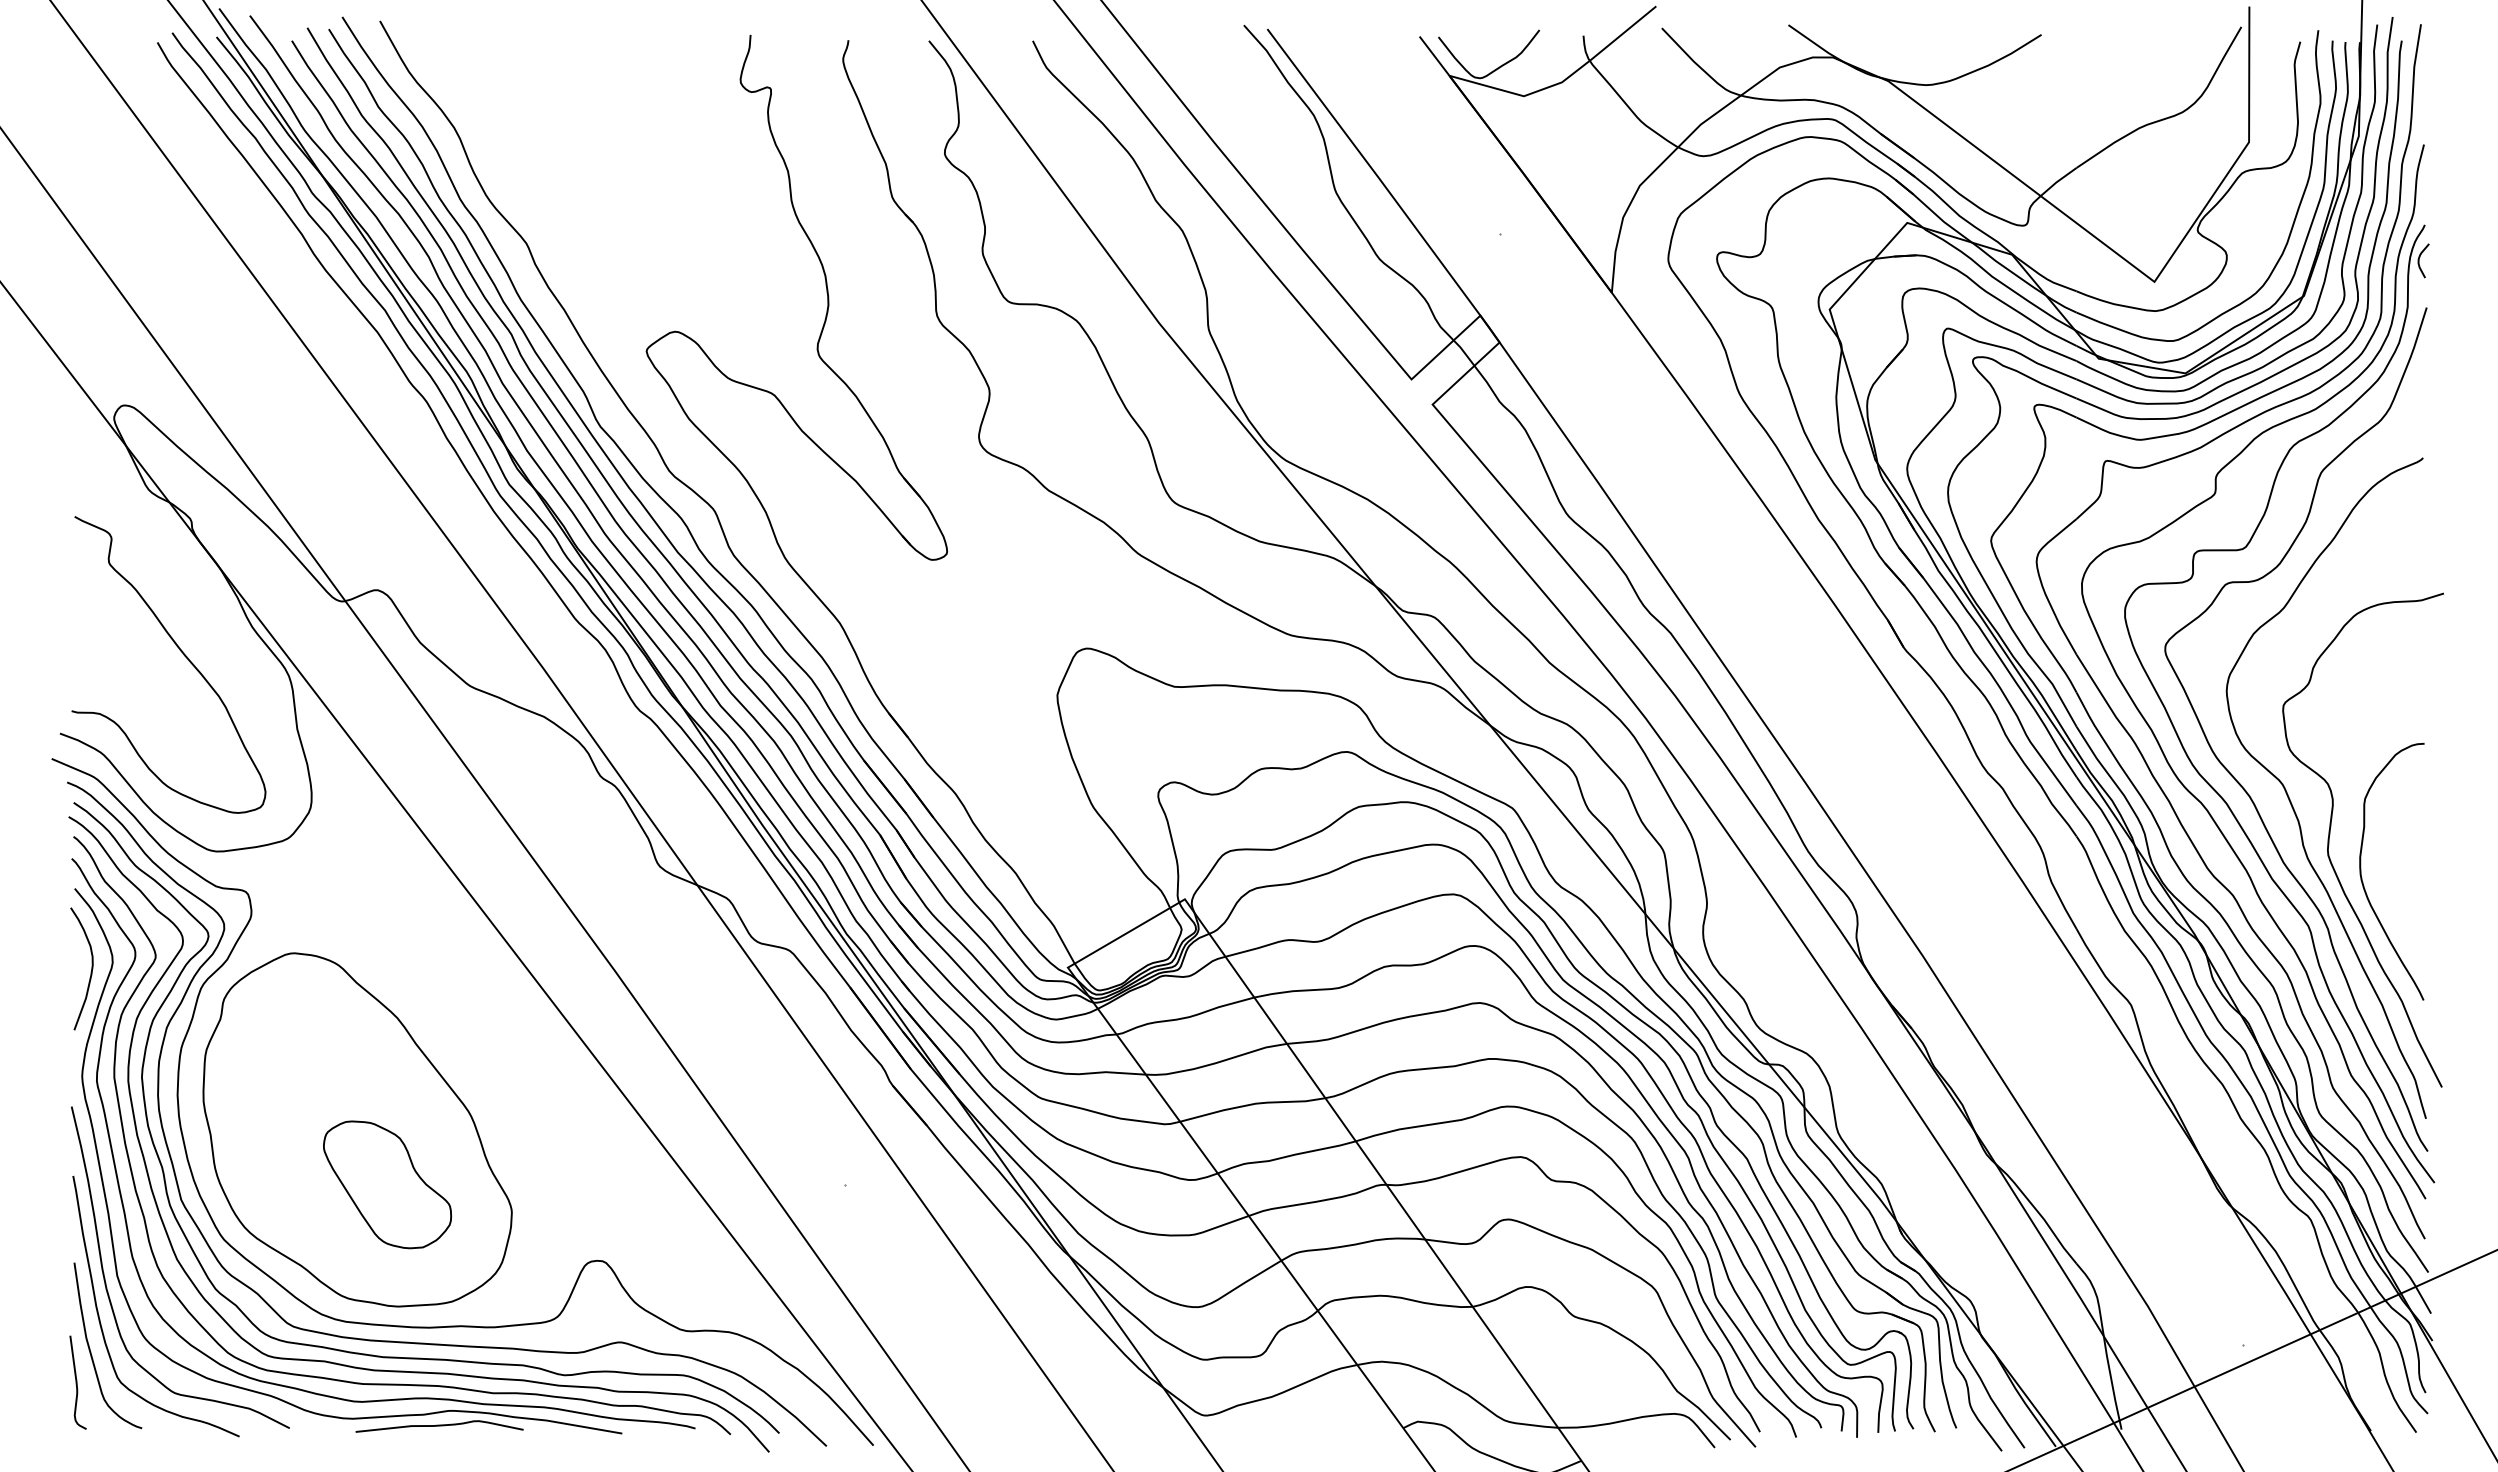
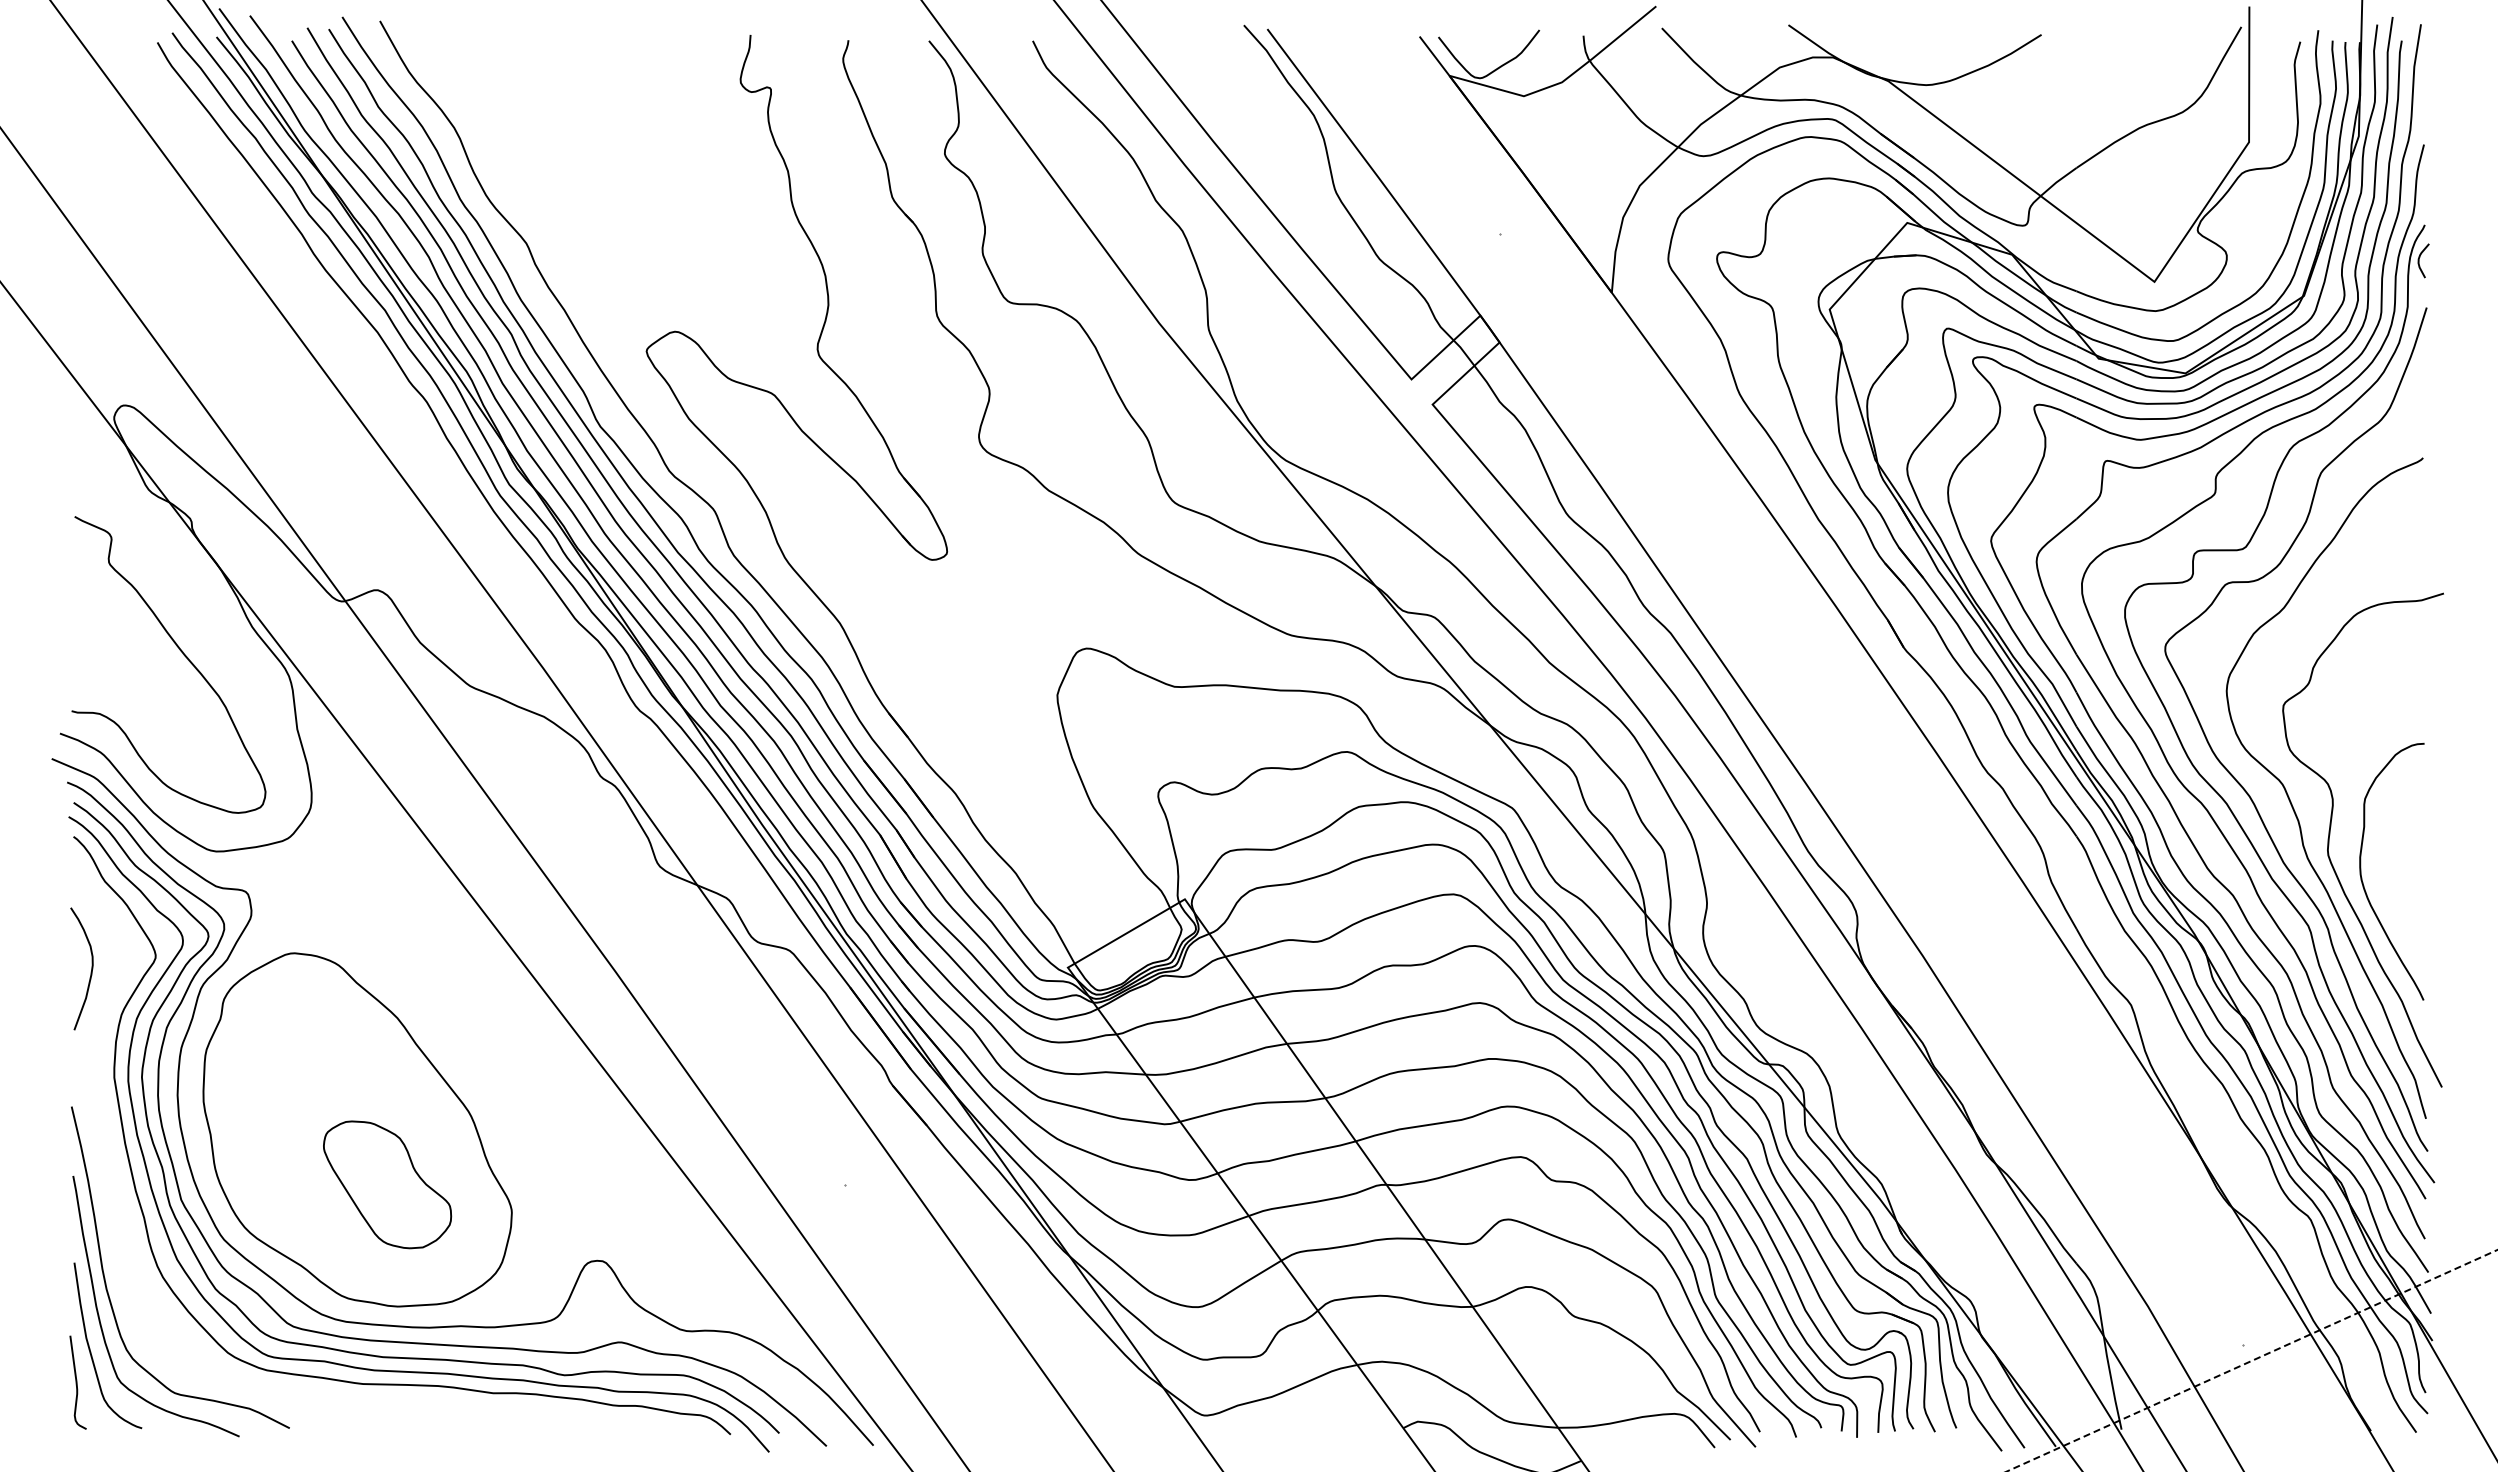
line: solid -> dashed (2251, 1360)
part: present -> none (394, 1398)
